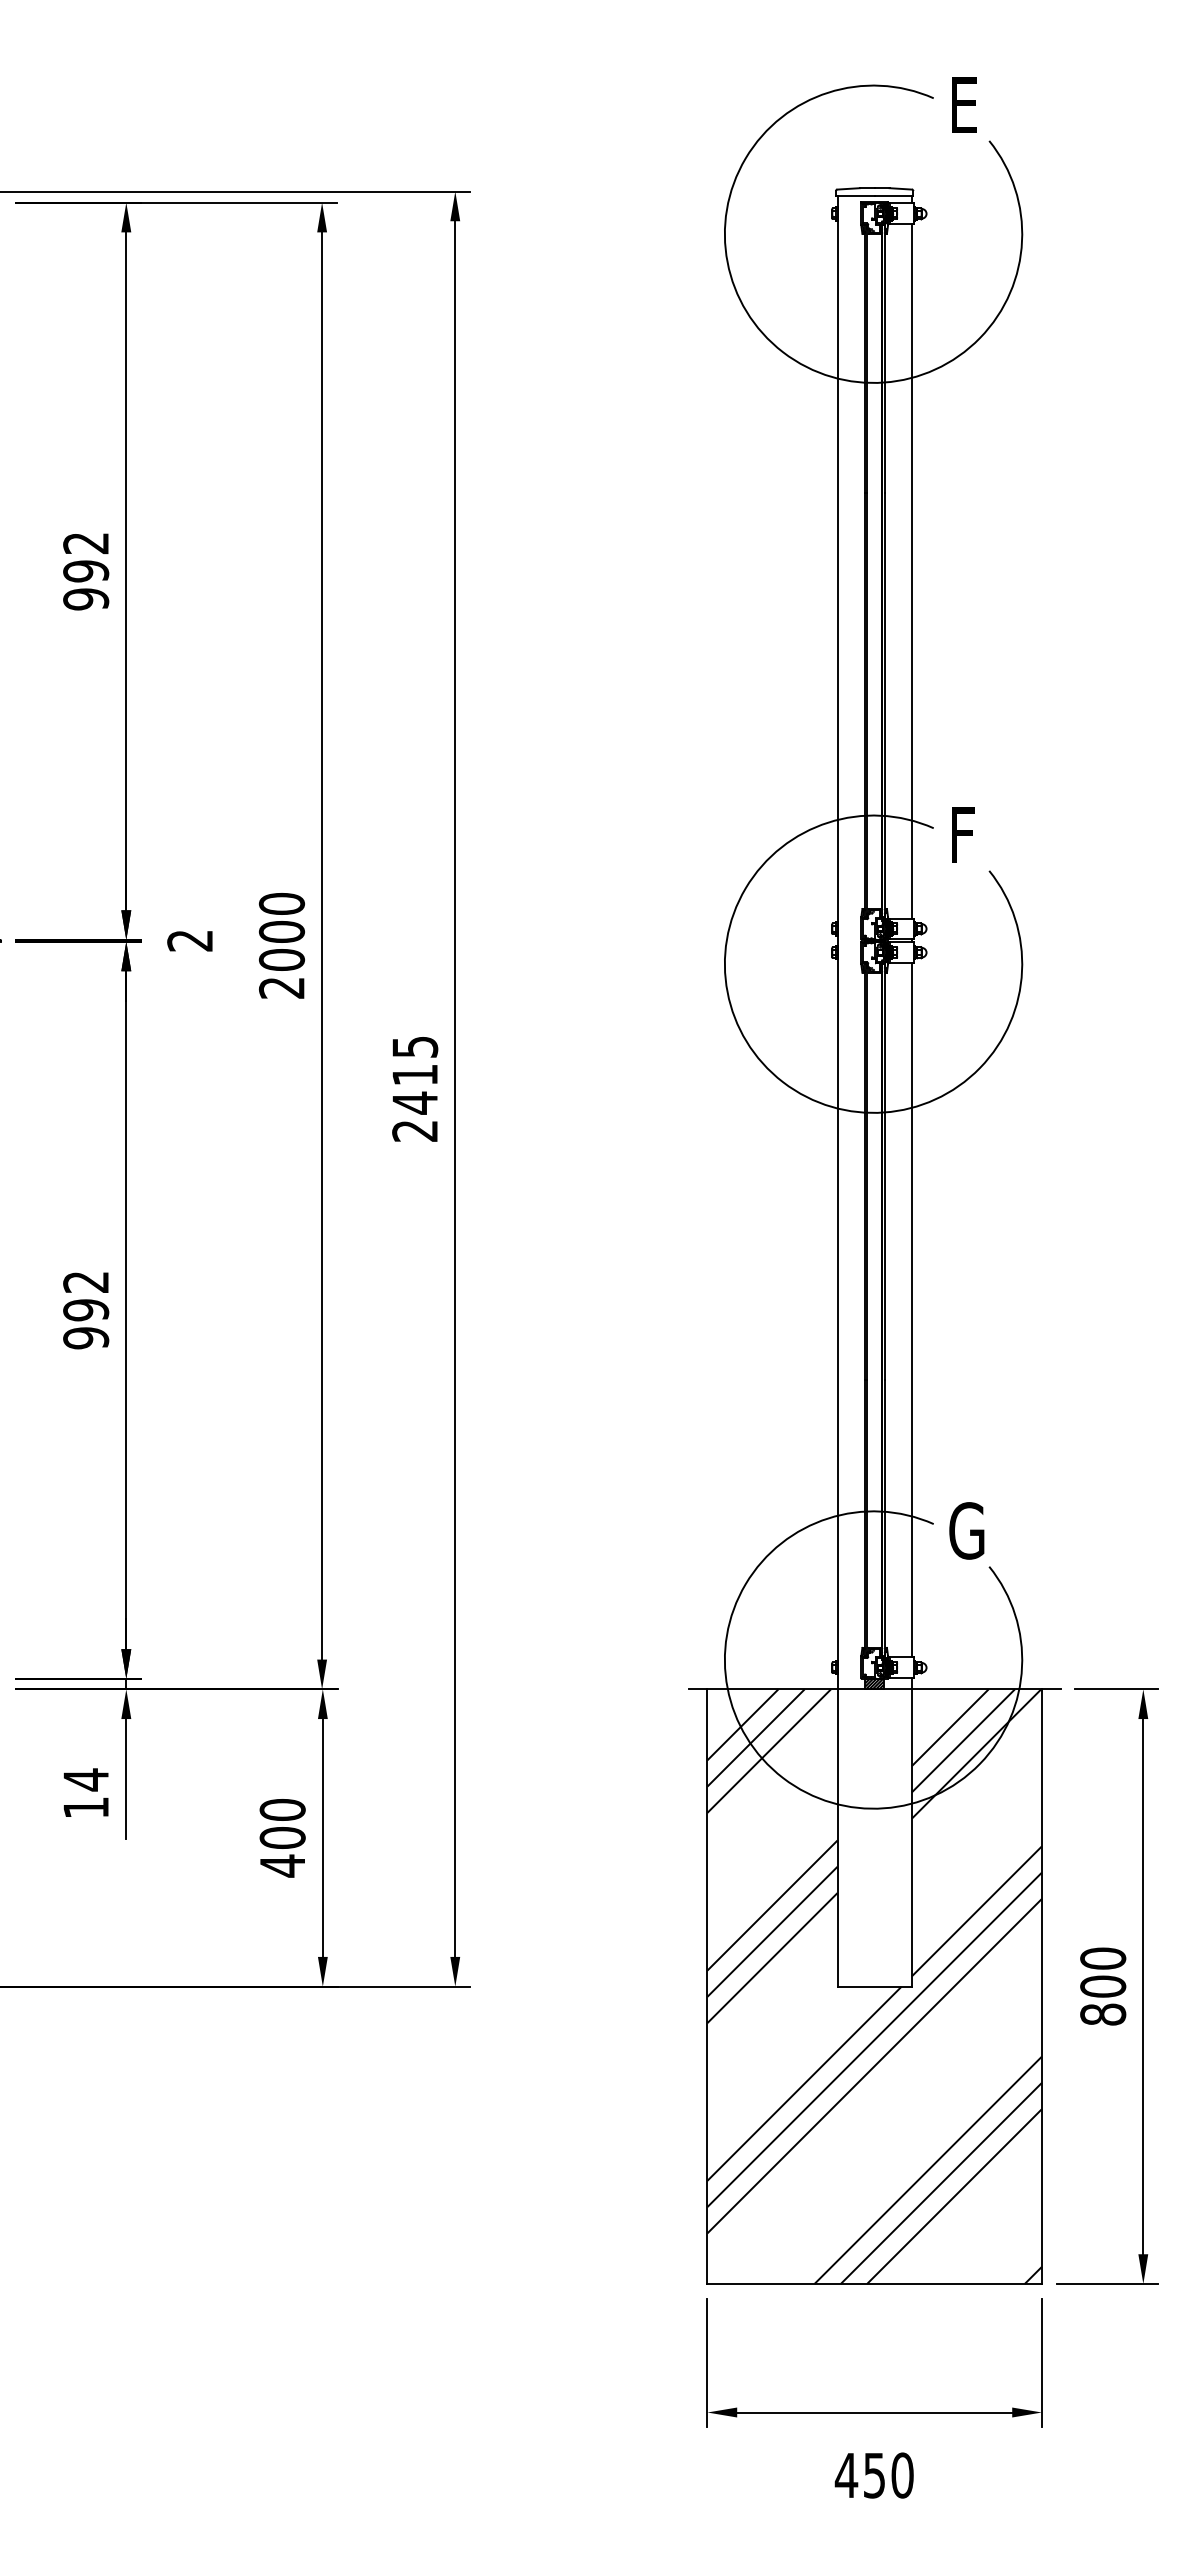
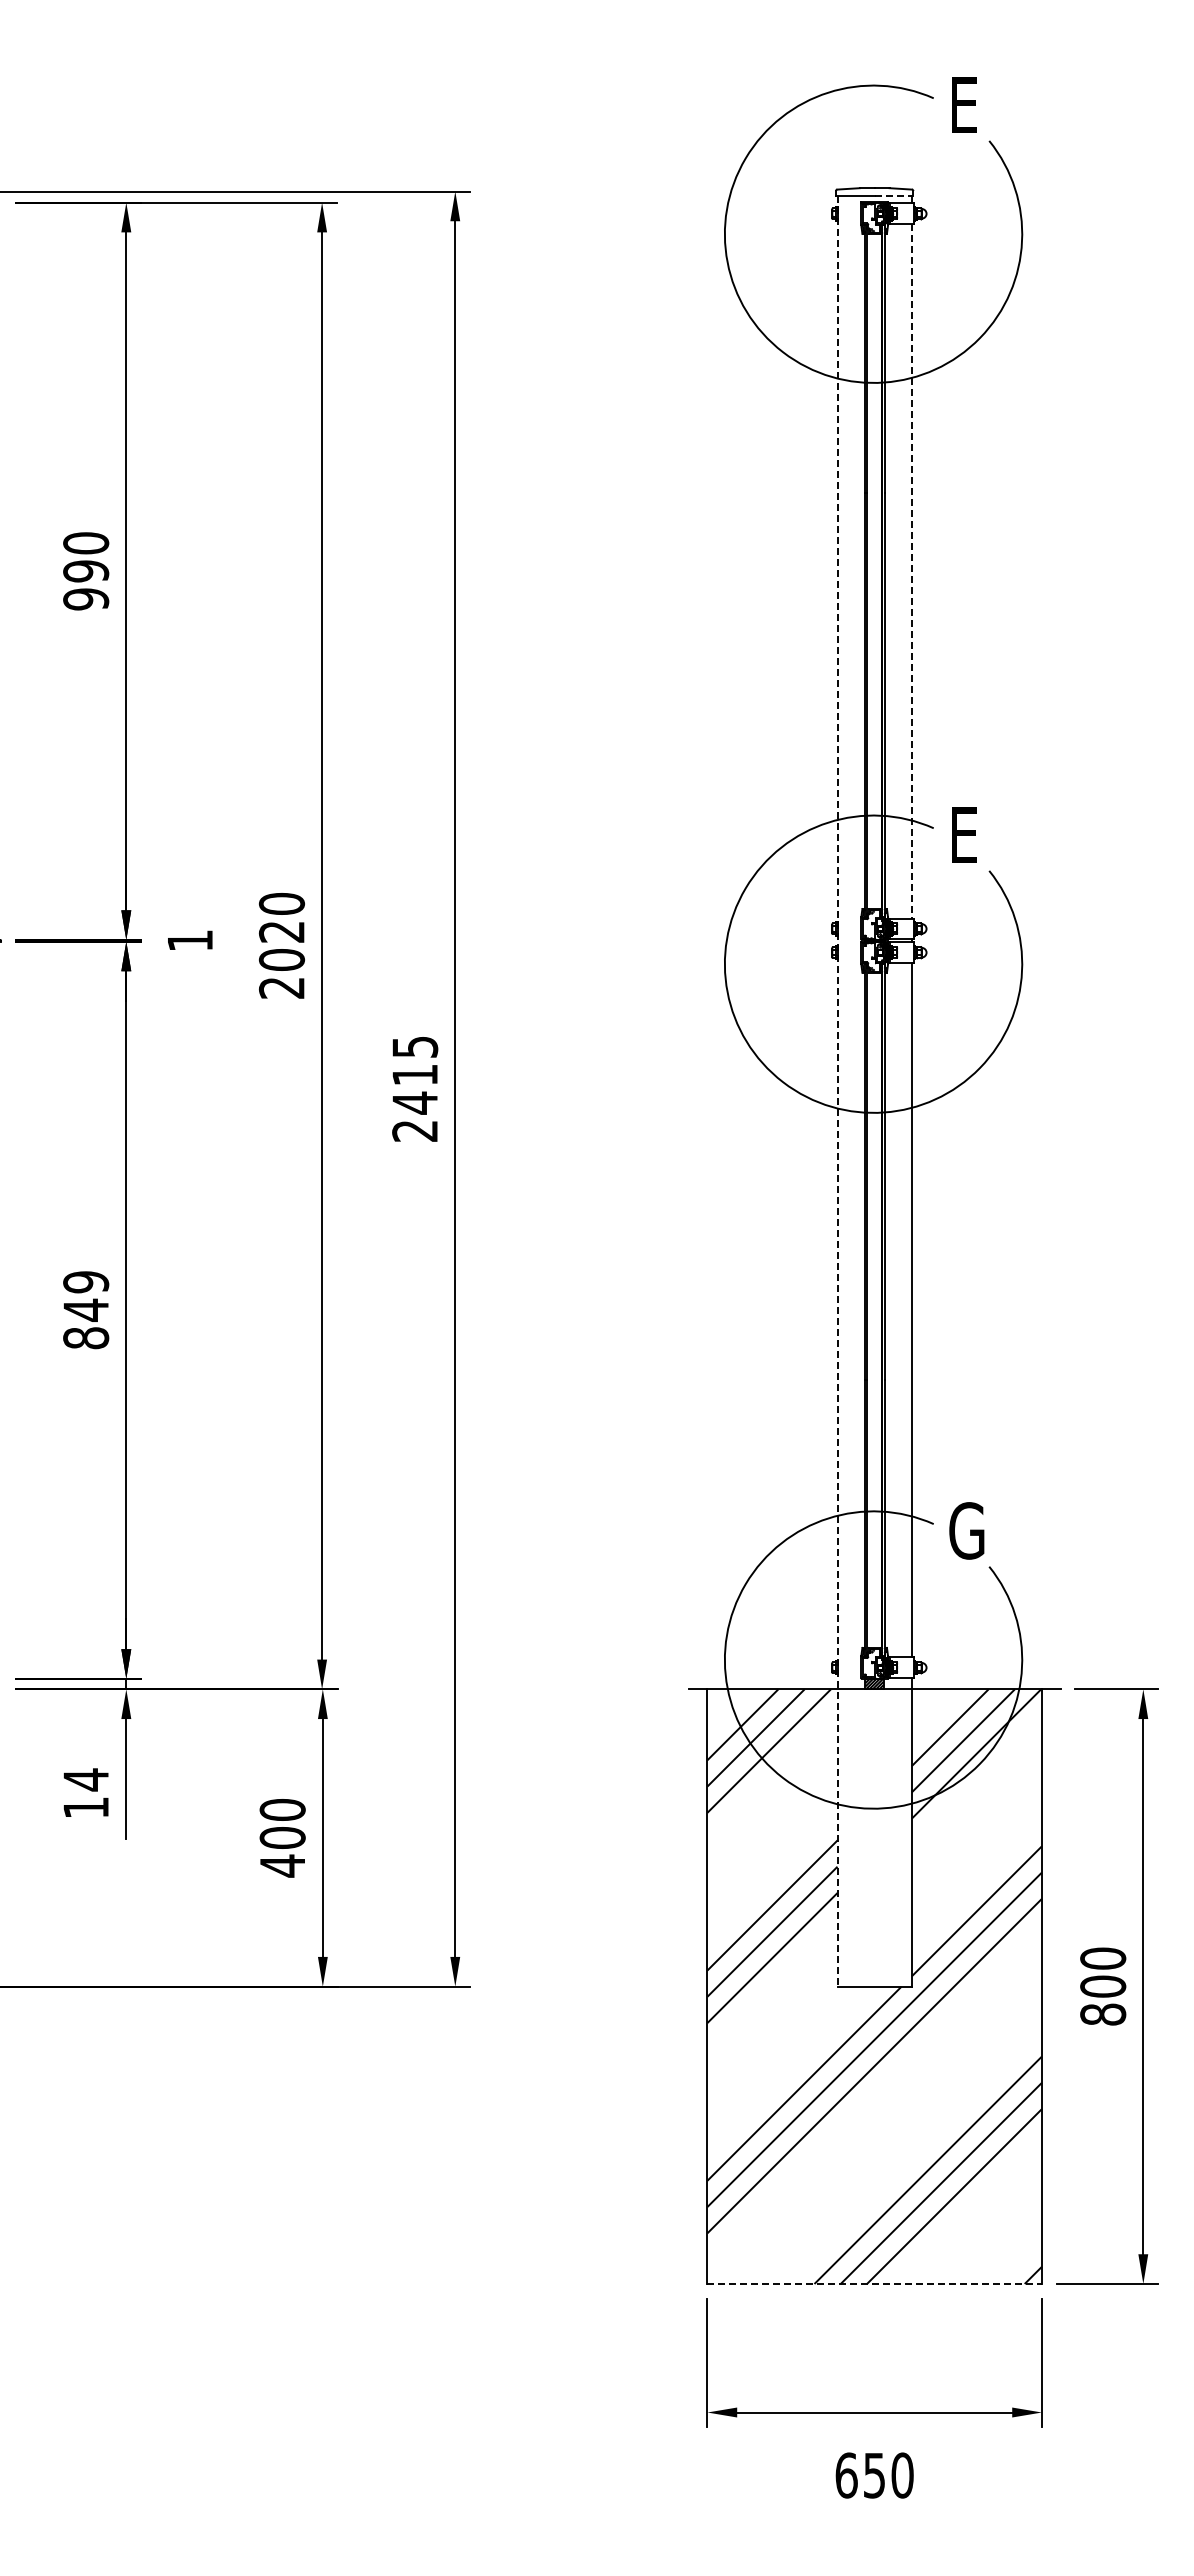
line: solid -> dashed (894, 195)
text: 992 -> 990 (86, 543)
line: solid -> dashed (911, 571)
text: F -> E (966, 834)
text: 2000 -> 2020 (281, 931)
text: 2 -> 1 (189, 940)
line: solid -> dashed (837, 1091)
text: 992 -> 849 (86, 1310)
line: solid -> dashed (875, 2284)
text: 450 -> 650 (846, 2475)
